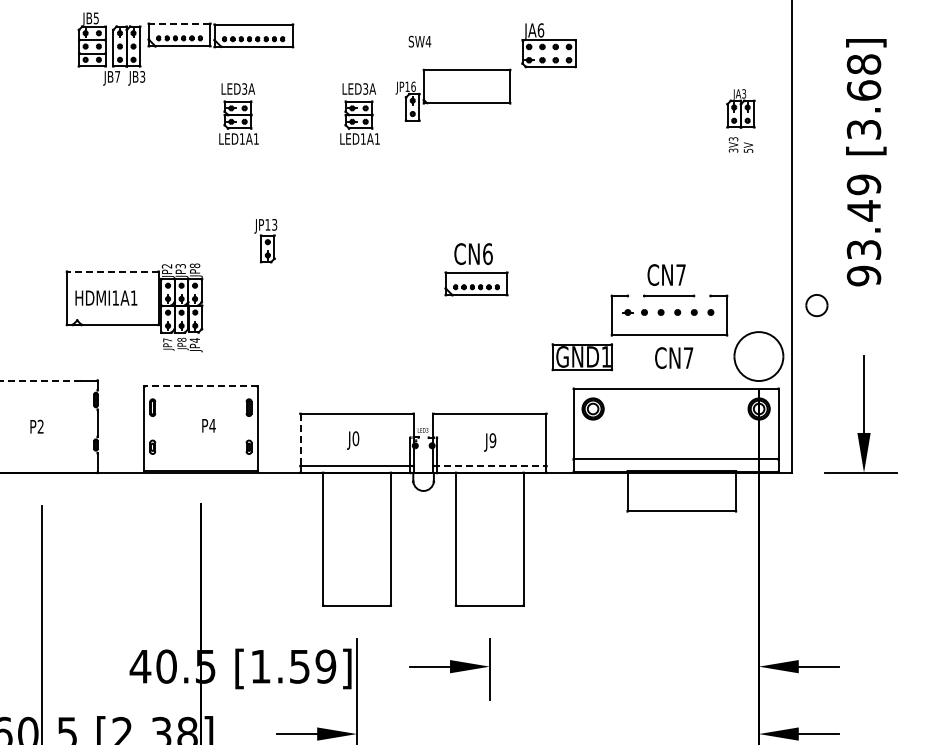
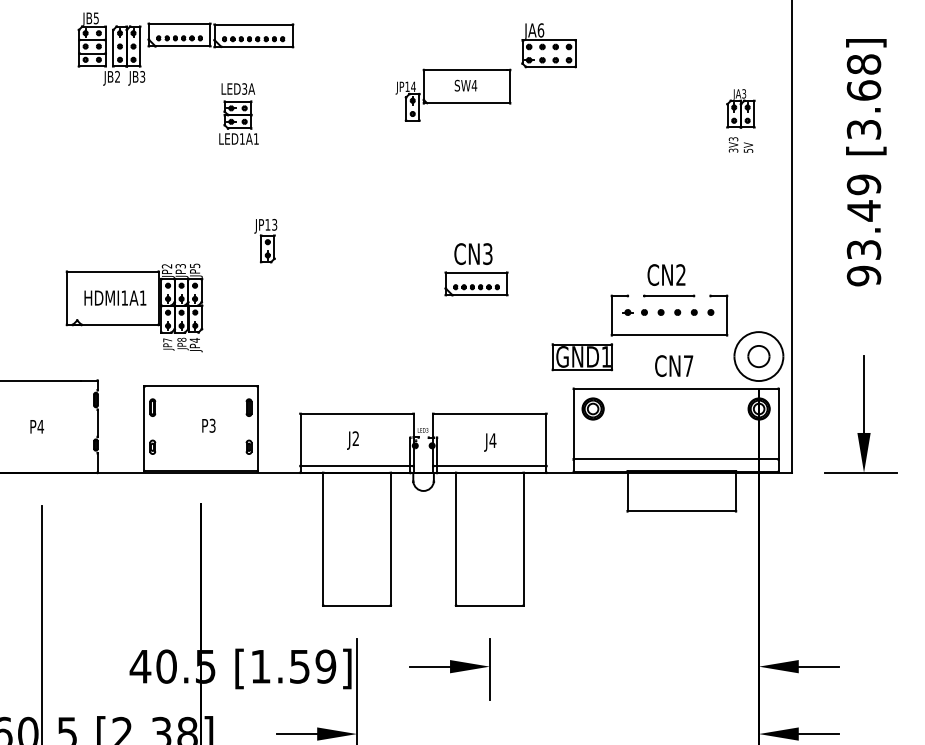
line: dashed -> solid (179, 23)
text position: (419, 41) -> (465, 85) (465, 85)
text: JB7 -> JB2 (117, 76)
text: JP16 -> JP14 (413, 86)
part: present -> none (359, 113)
text: CN6 -> CN3 (487, 254)
text: JP8 -> JP5 (194, 265)
line: dashed -> solid (112, 271)
text: CN7 -> CN2 (680, 274)
text position: (106, 297) -> (115, 297) (115, 297)
part position: (816, 305) -> (758, 356) (758, 356)
text position: (674, 357) -> (674, 365) (674, 365)
line: dashed -> solid (40, 380)
line: dashed -> solid (201, 386)
text: P4 -> P3 (212, 425)
text: P2 -> P4 (40, 426)
text: J0 -> J2 (355, 438)
line: dashed -> solid (300, 440)
text: J9 -> J4 (492, 440)
line: dashed -> solid (489, 466)
